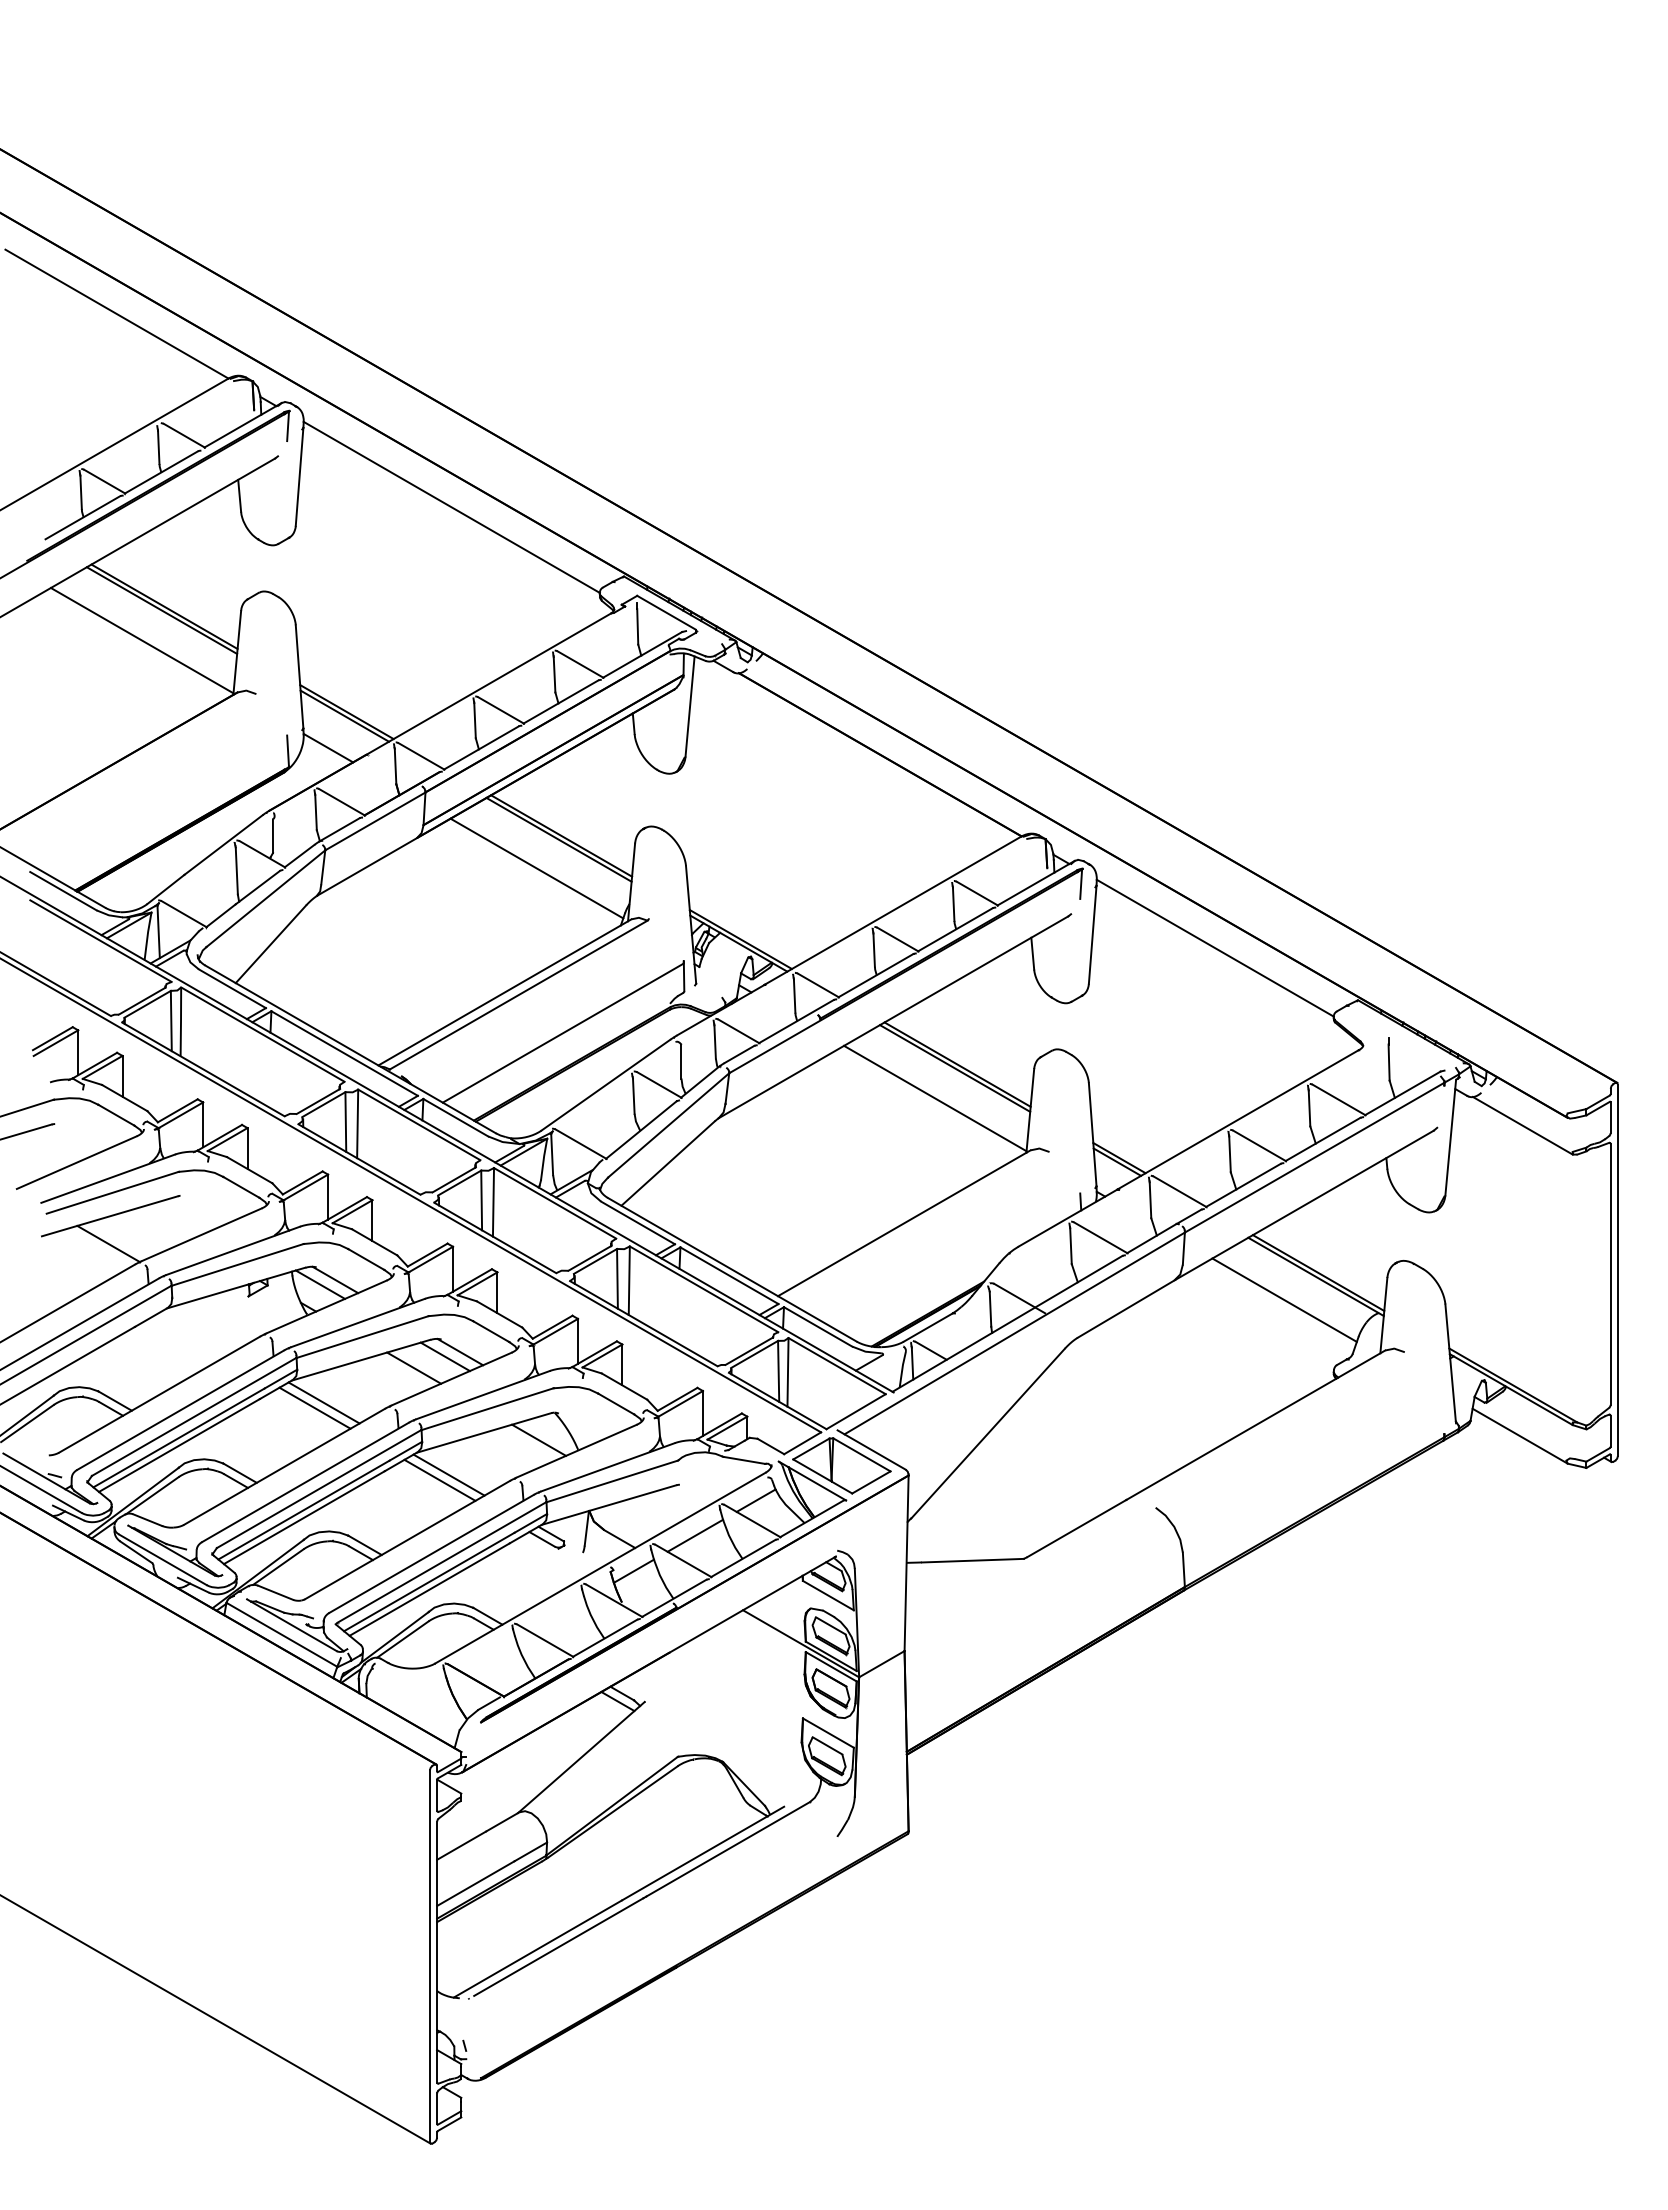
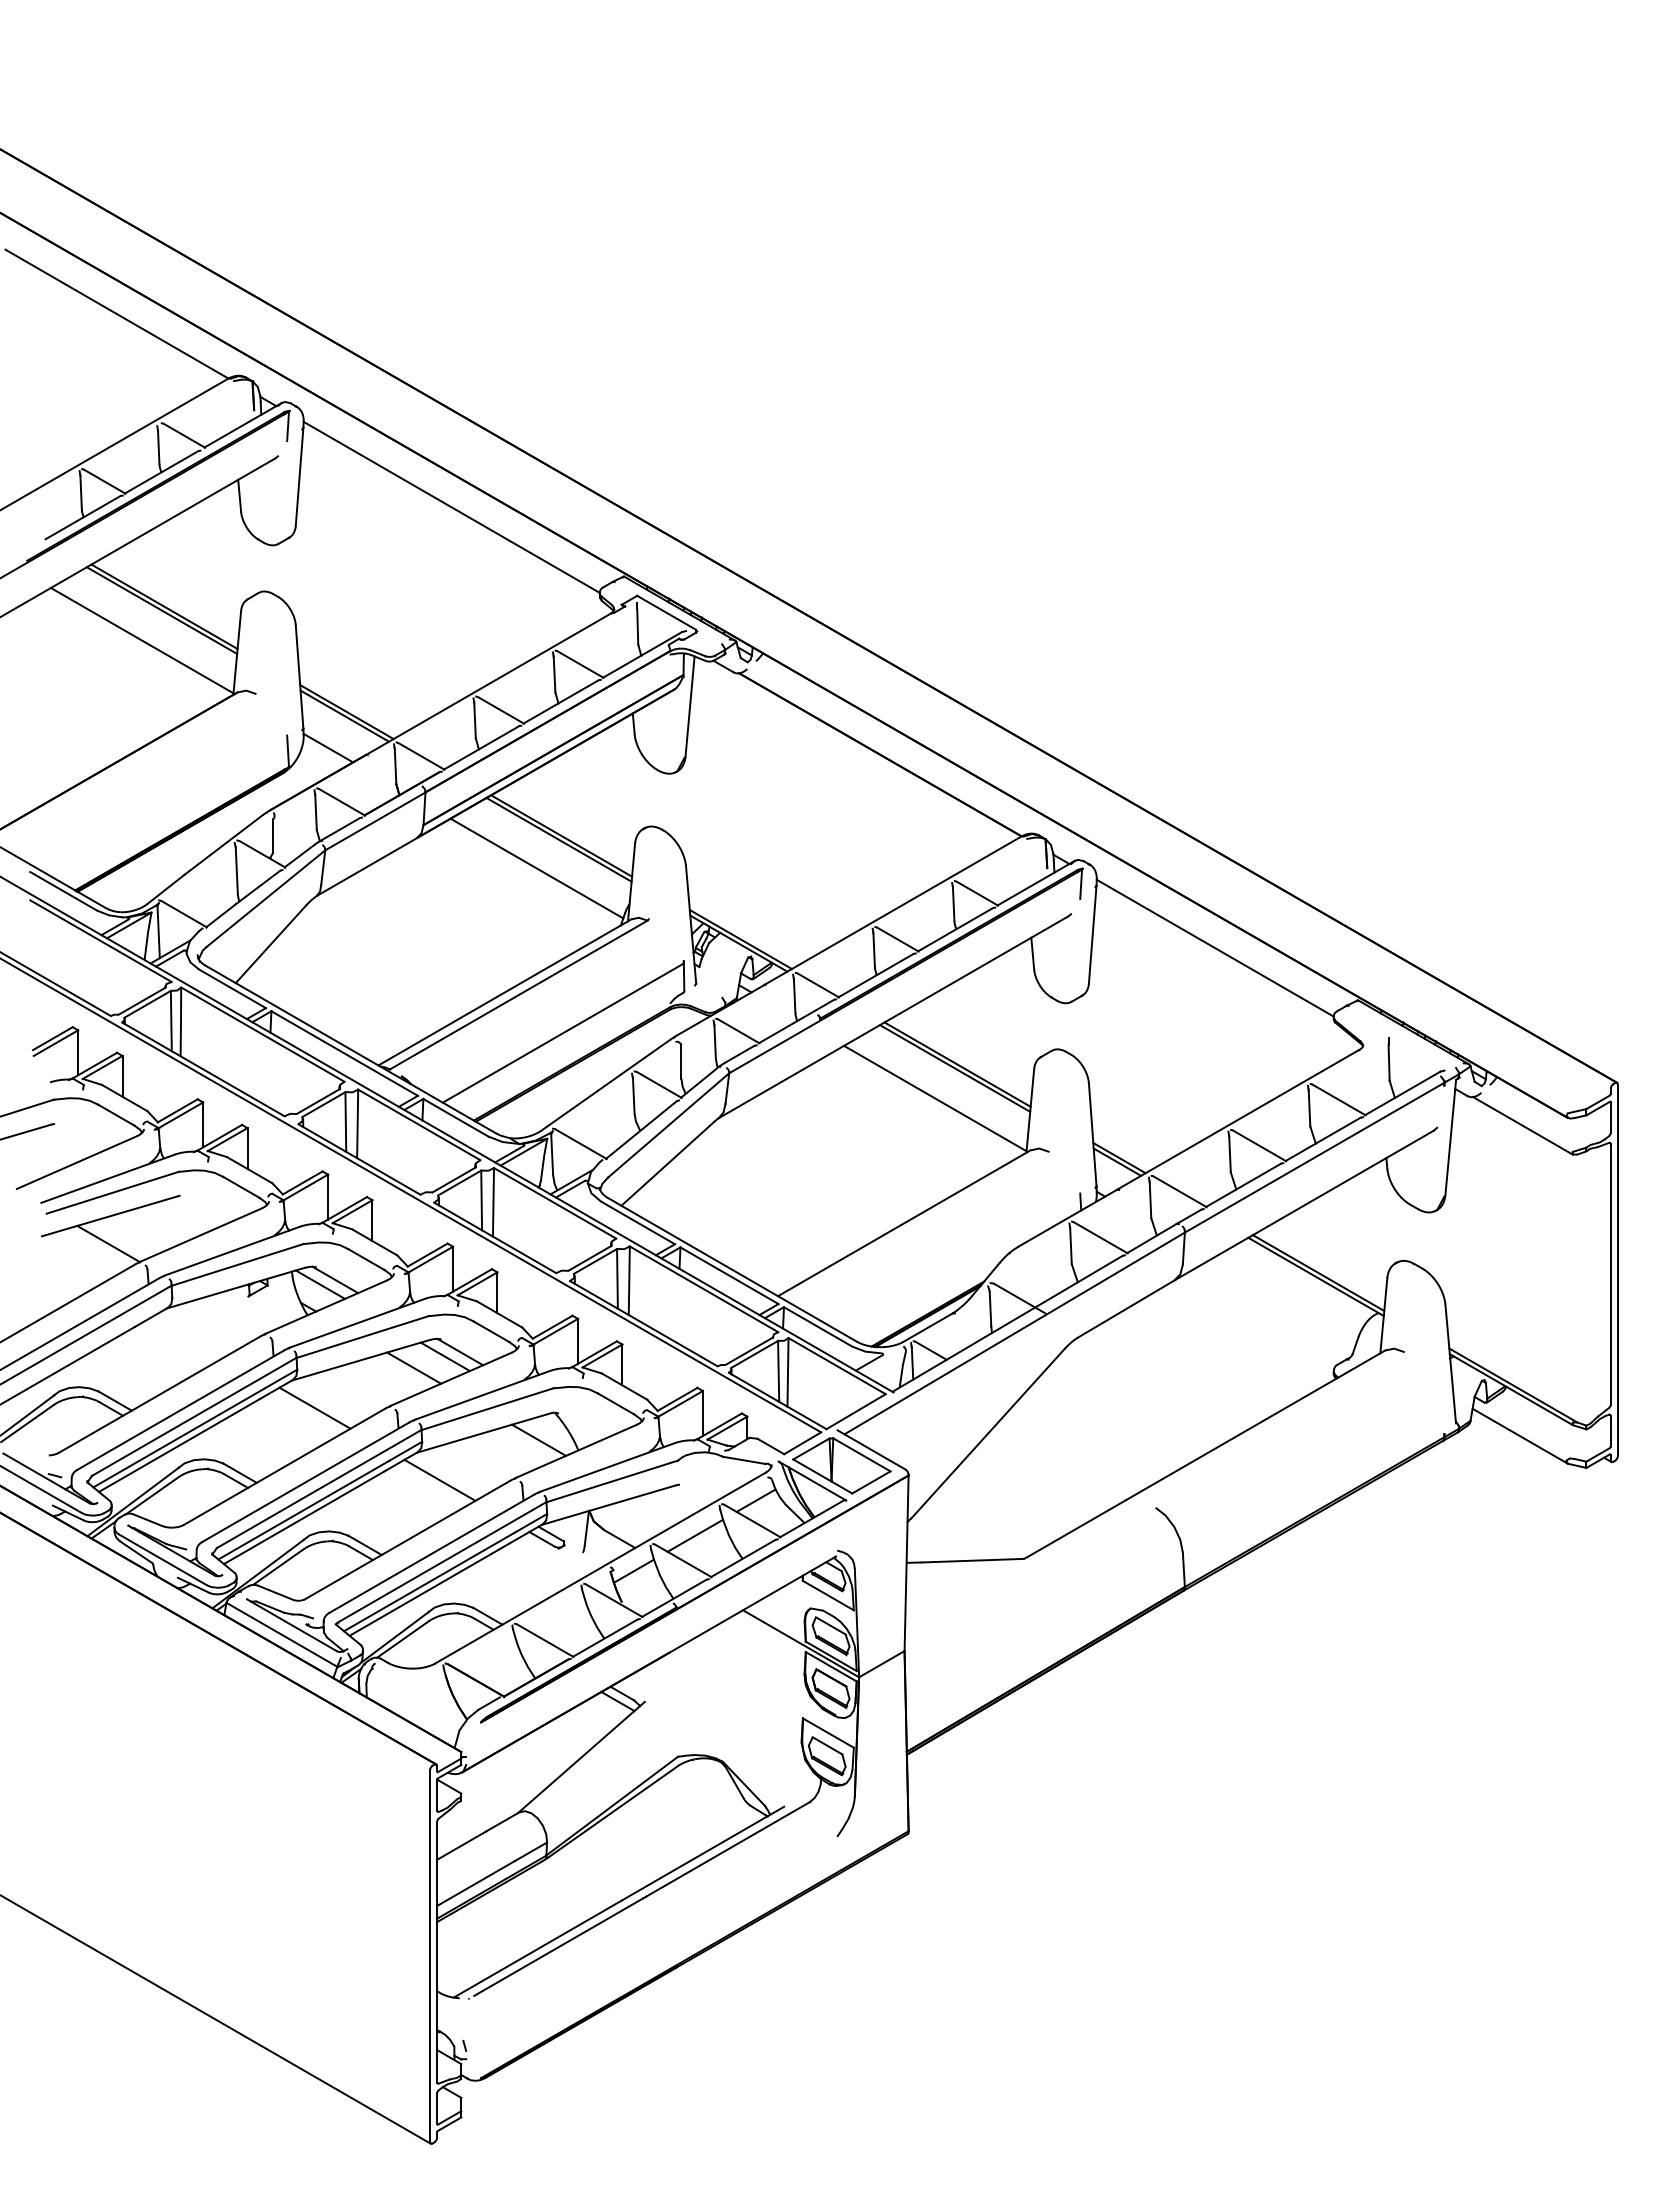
line: present -> none (1284, 1299)
line: present -> none (323, 1402)
line: present -> none (448, 1474)
